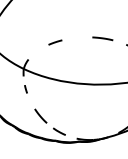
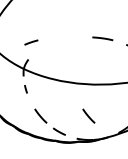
line position: (55, 42) -> (31, 42) (31, 42)
line: none -> present (88, 115)
